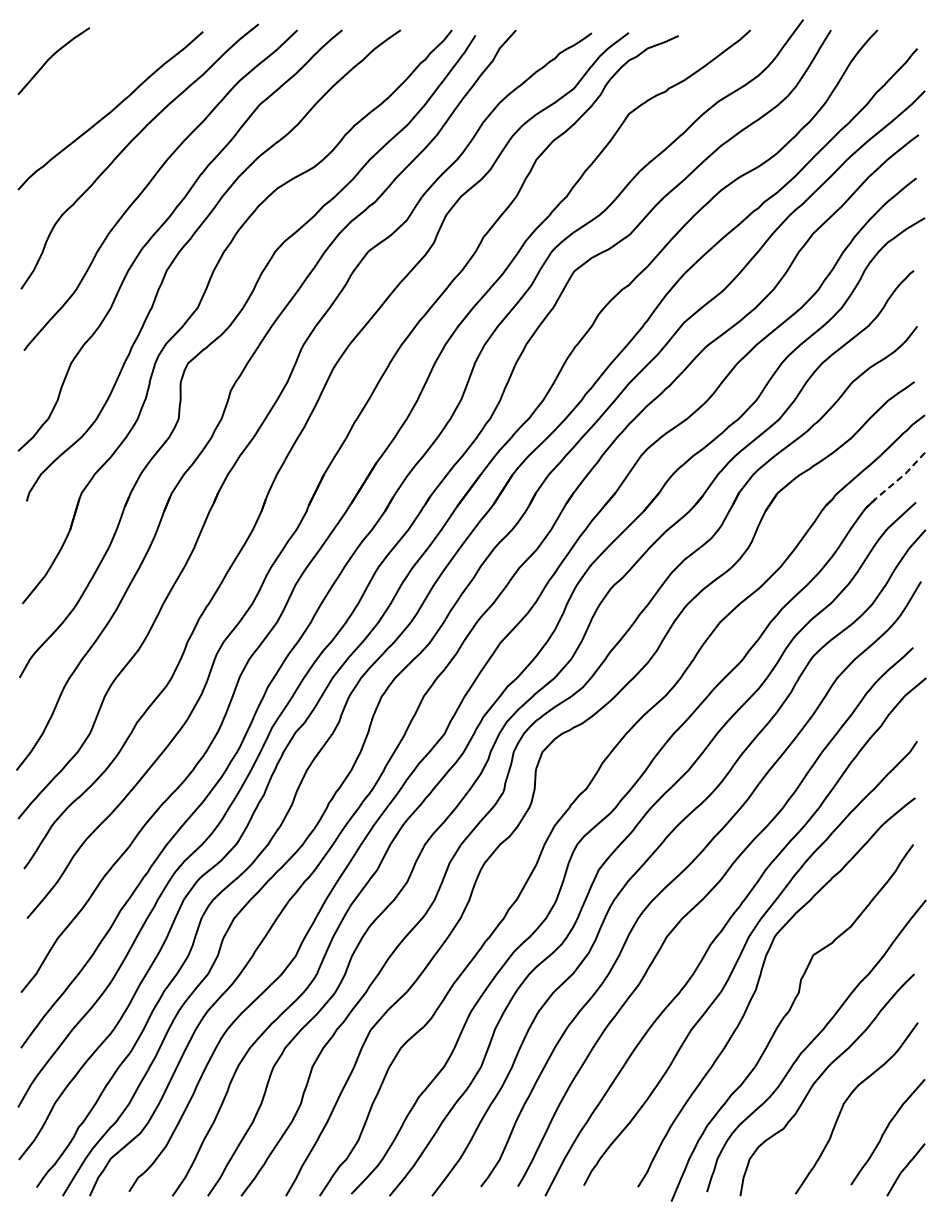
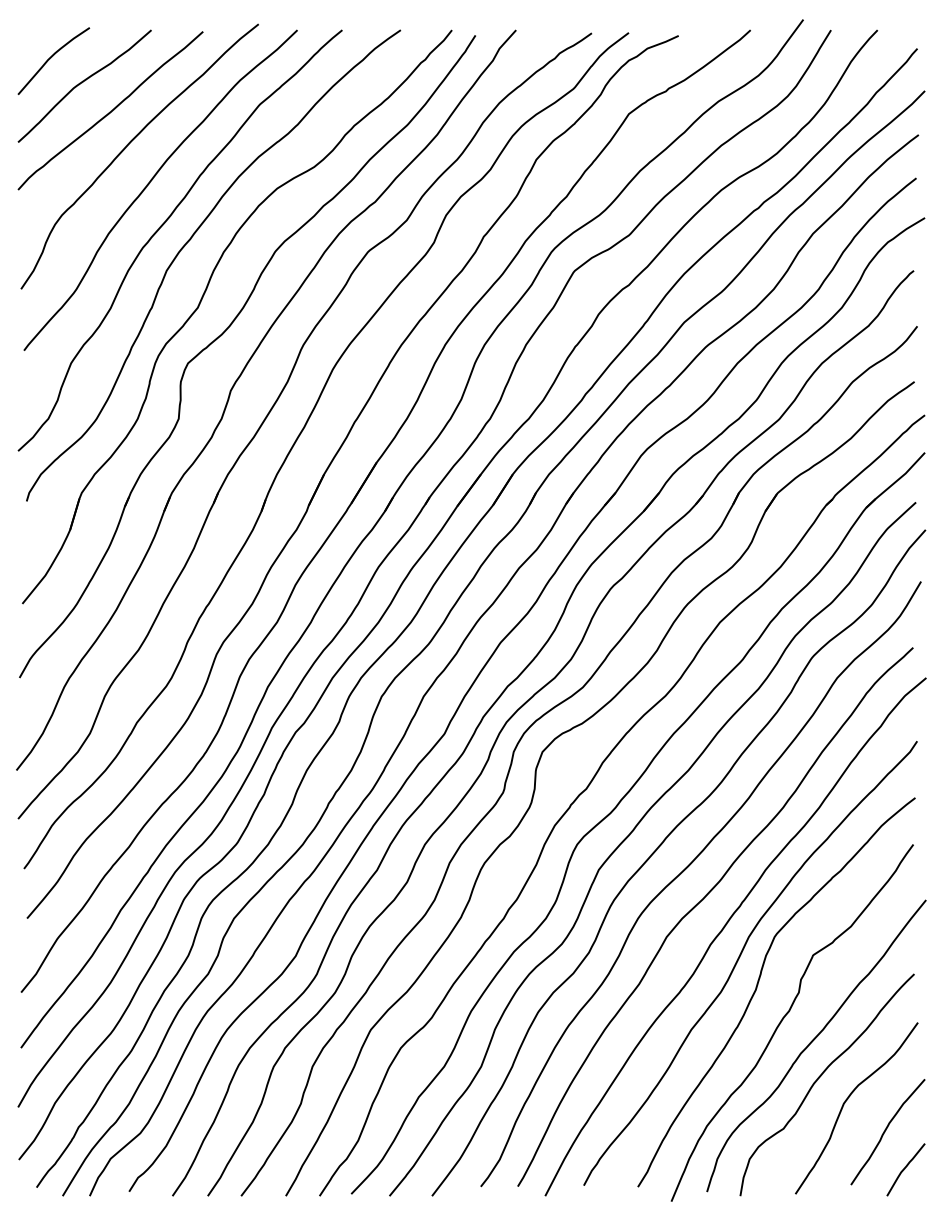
curve: none -> present (82, 83)
line: dashed -> solid (895, 481)
